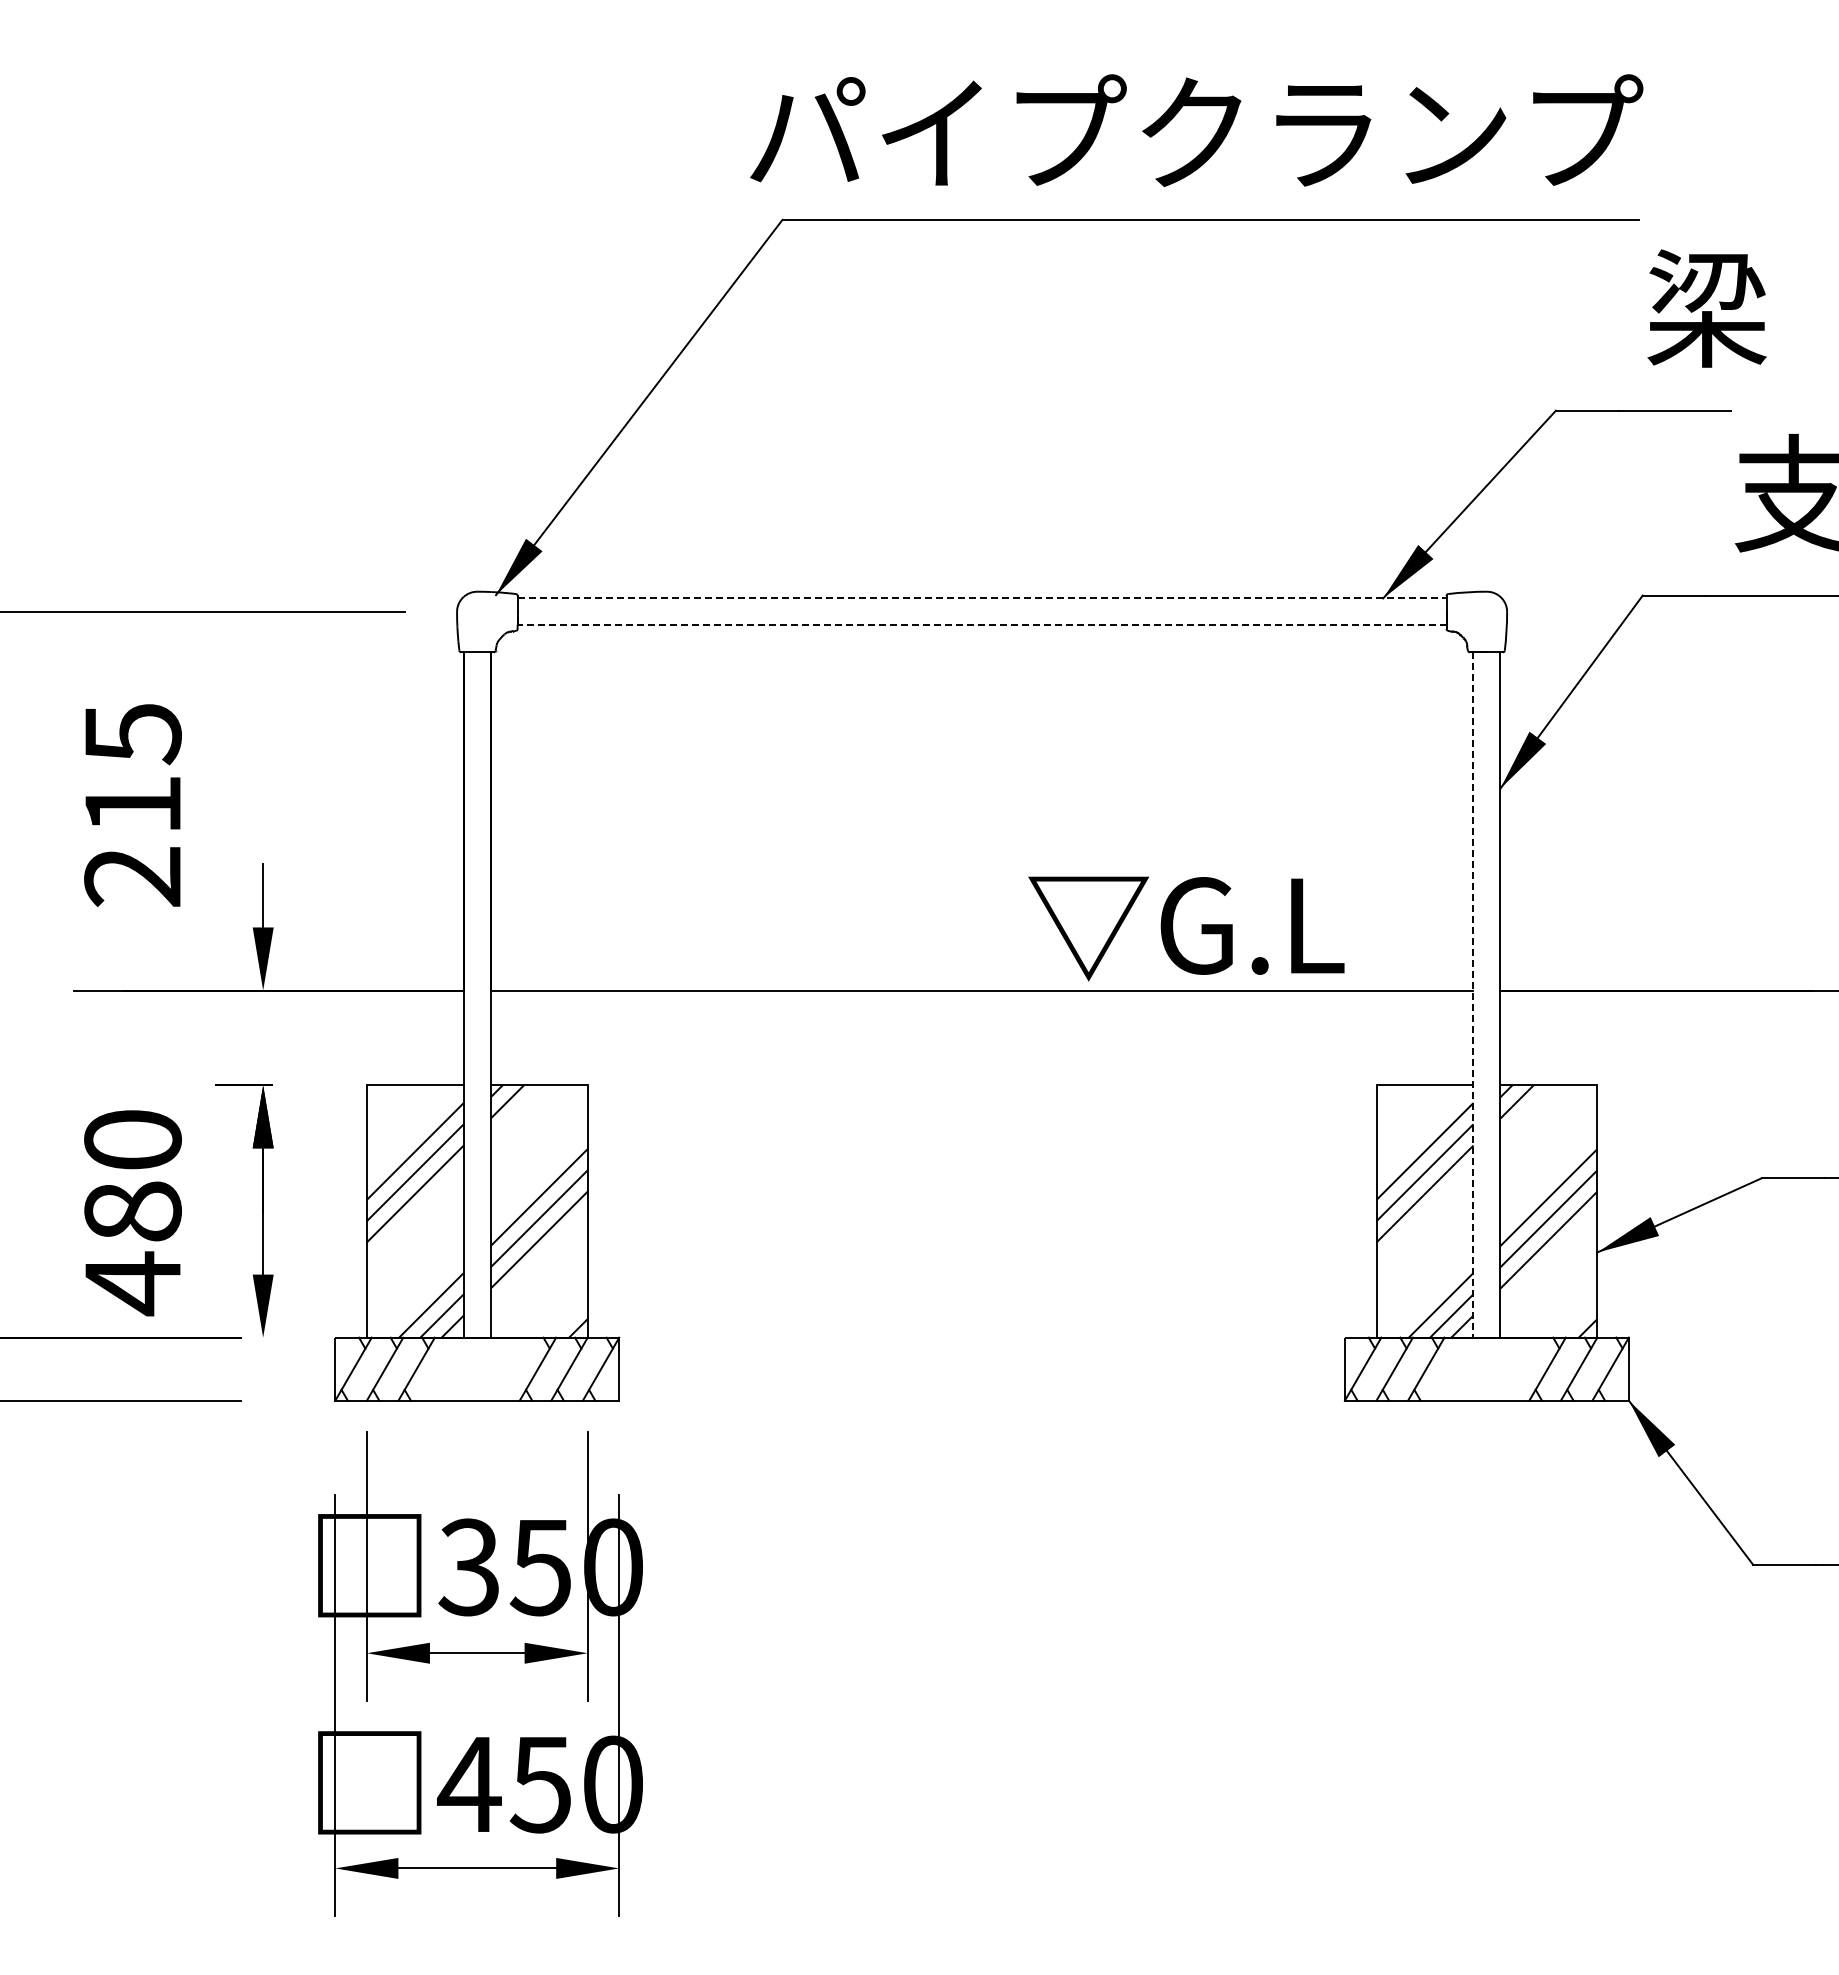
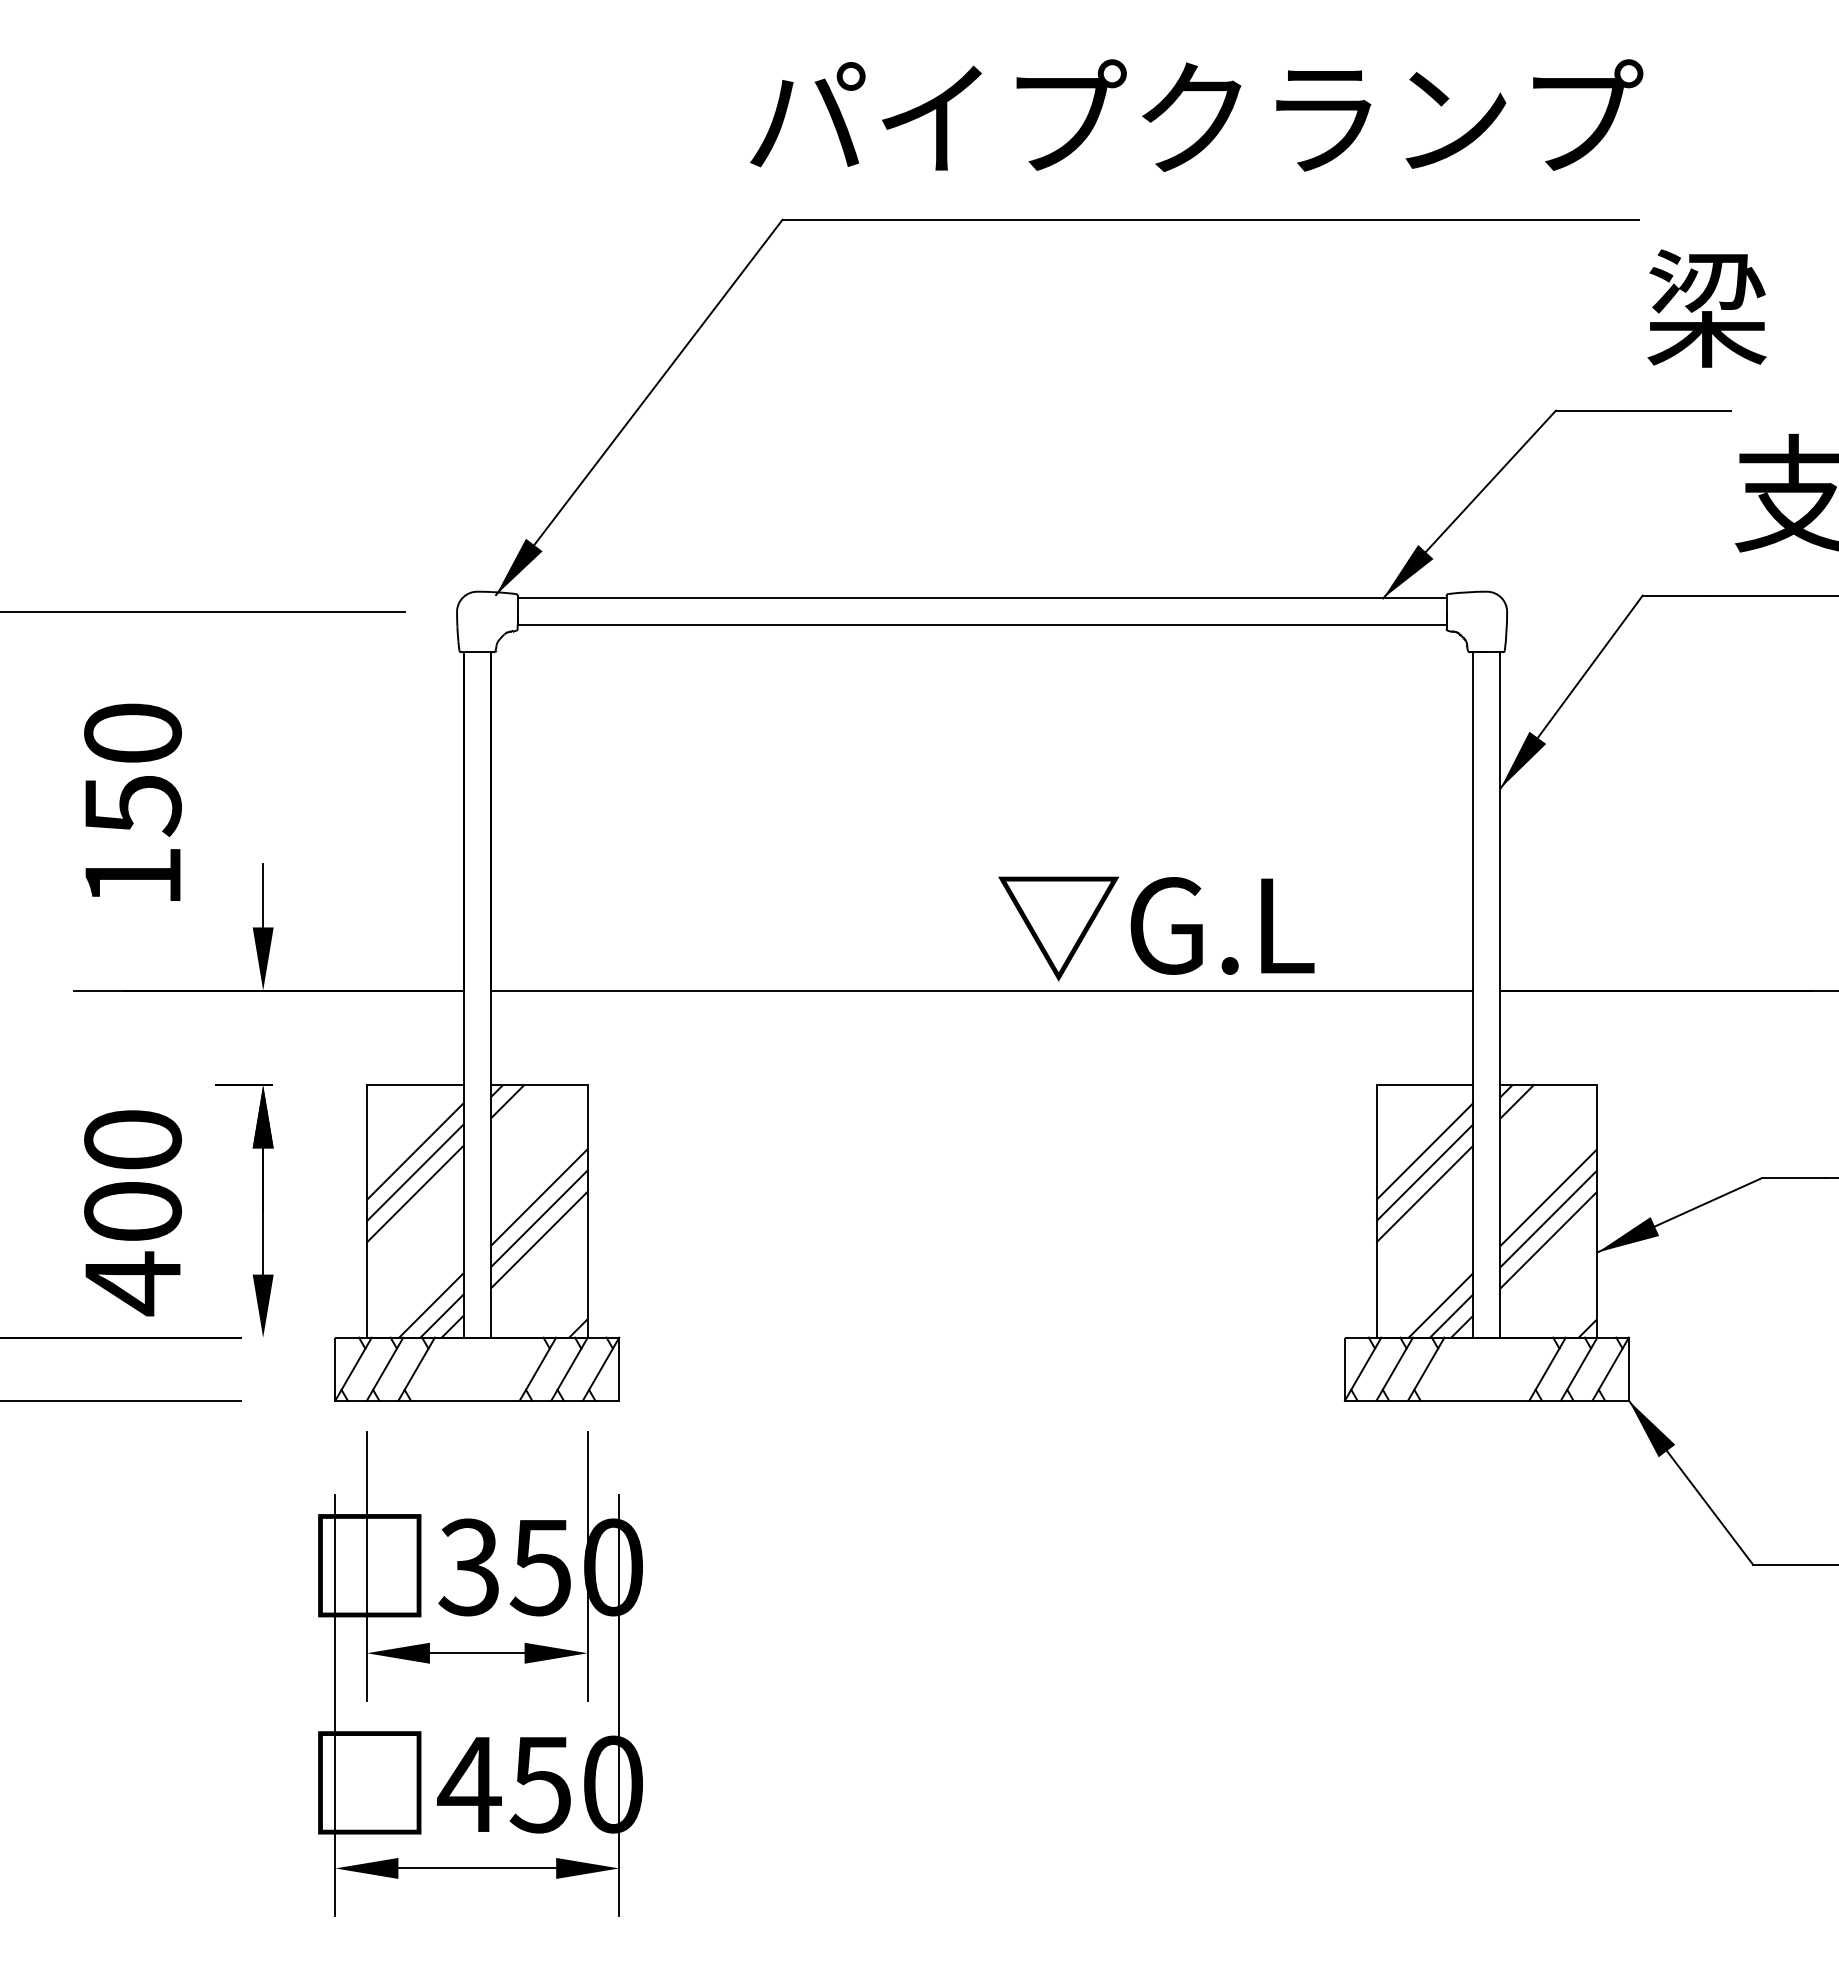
text position: (1196, 130) -> (1196, 115) (1196, 115)
line: dashed -> solid (982, 598)
line: dashed -> solid (981, 625)
text: 215 -> 150 (132, 804)
text position: (1186, 928) -> (1156, 928) (1156, 928)
line: dashed -> solid (1473, 994)
text: 480 -> 400 (132, 1211)
